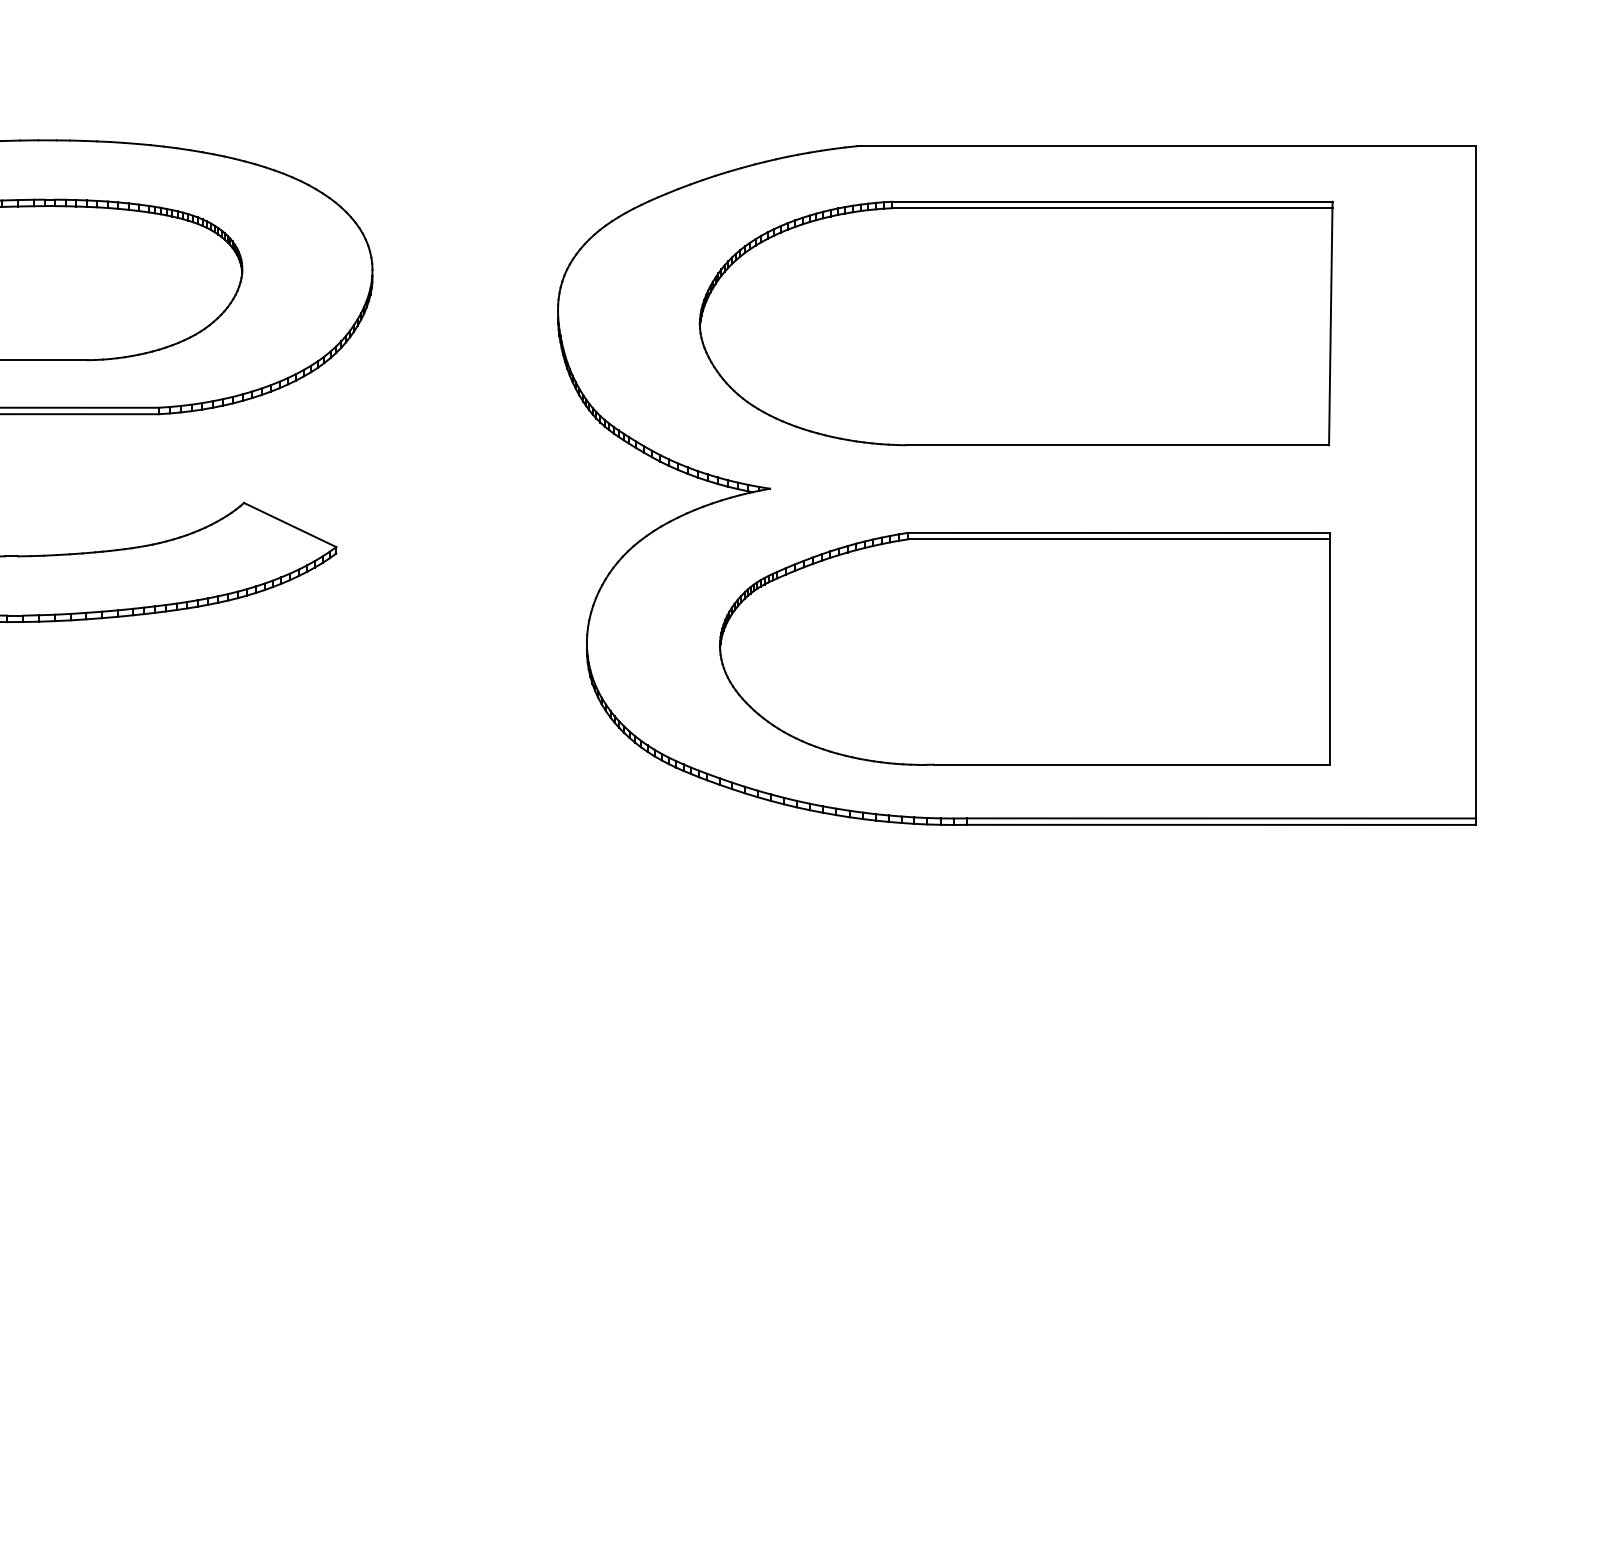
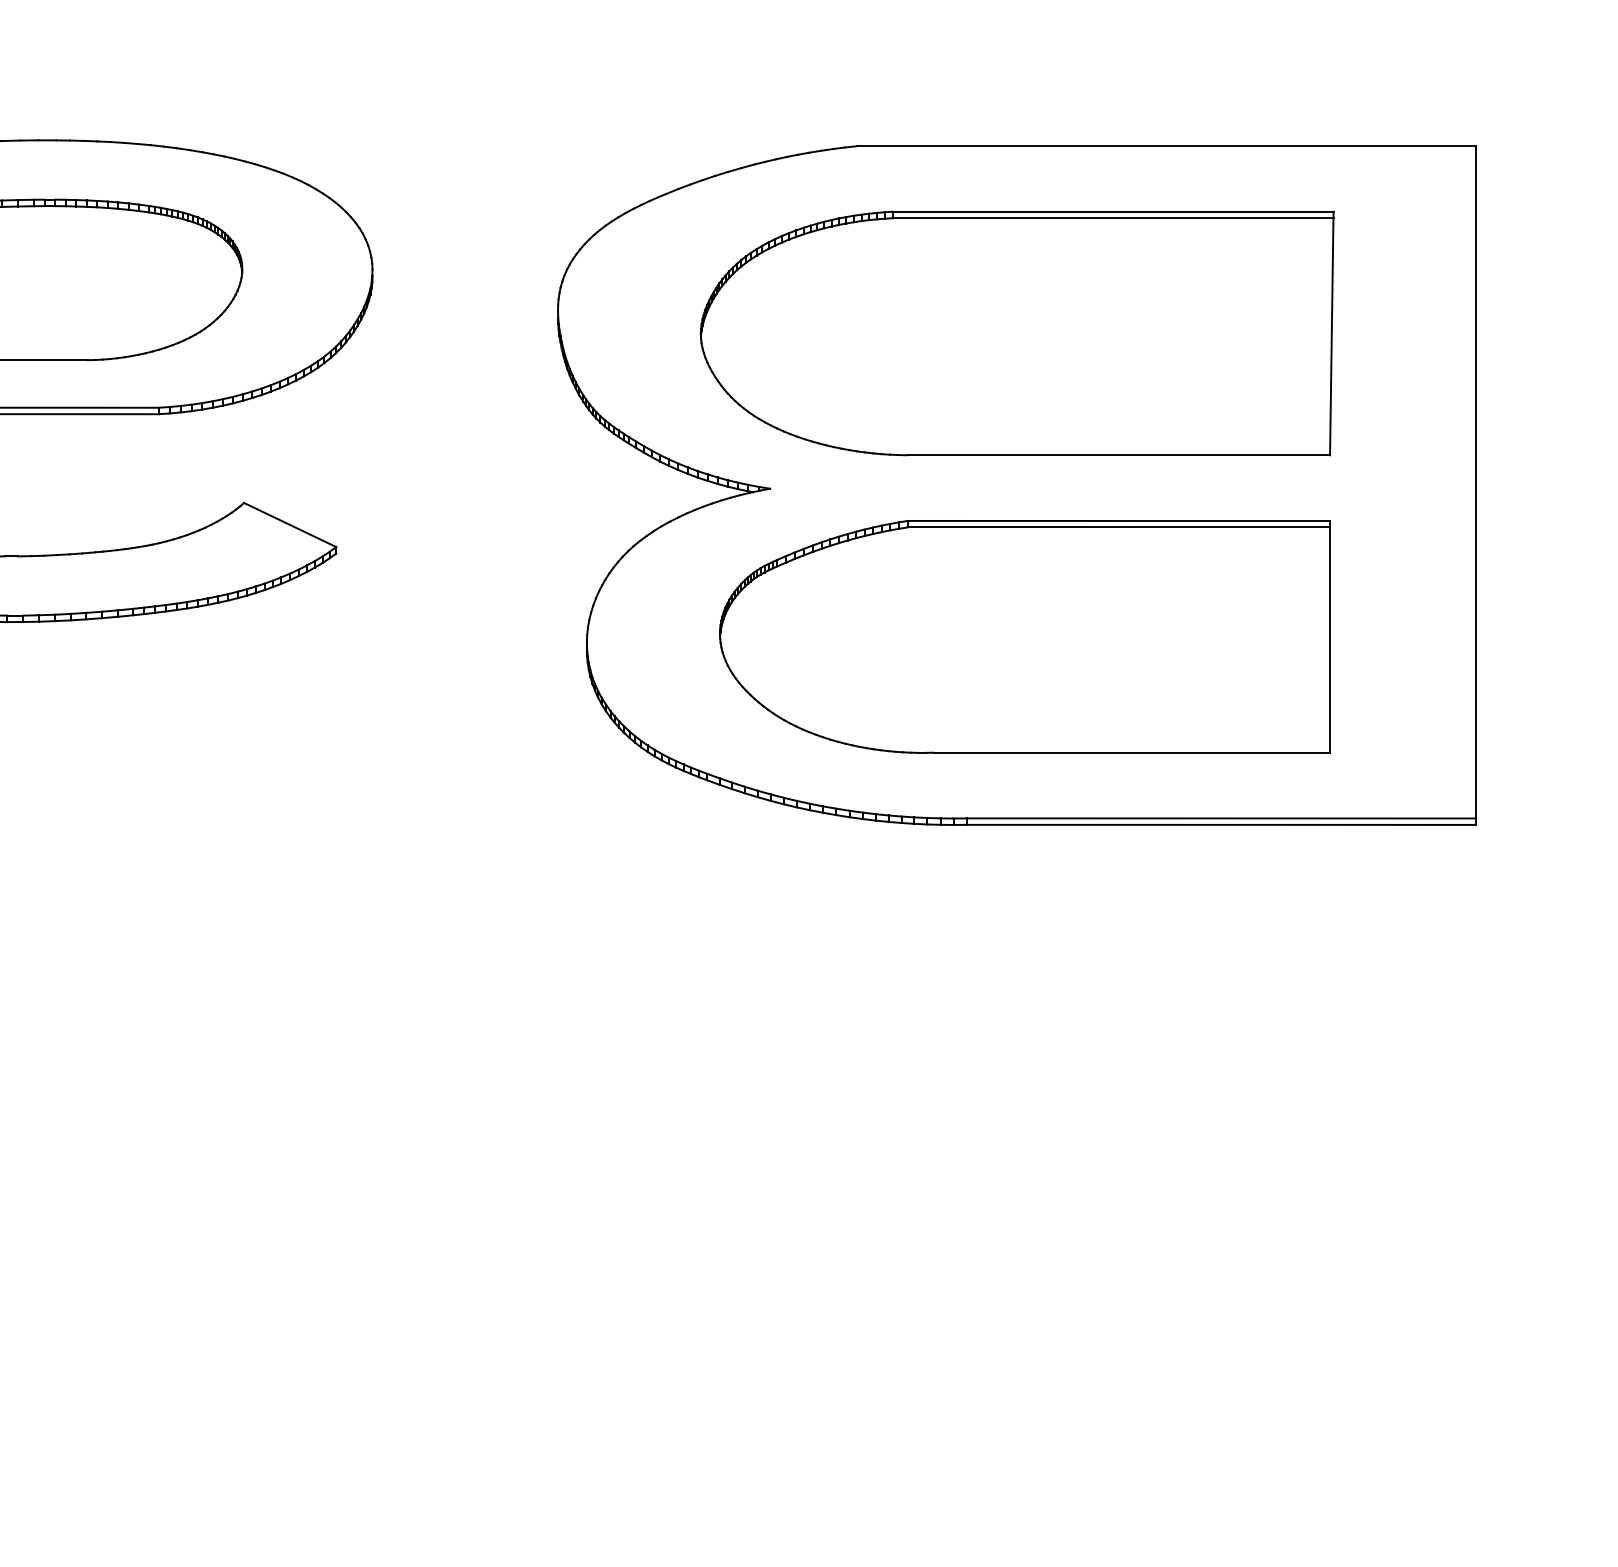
part position: (1015, 323) -> (1016, 333) (1016, 333)
part position: (1024, 648) -> (1024, 636) (1024, 636)
